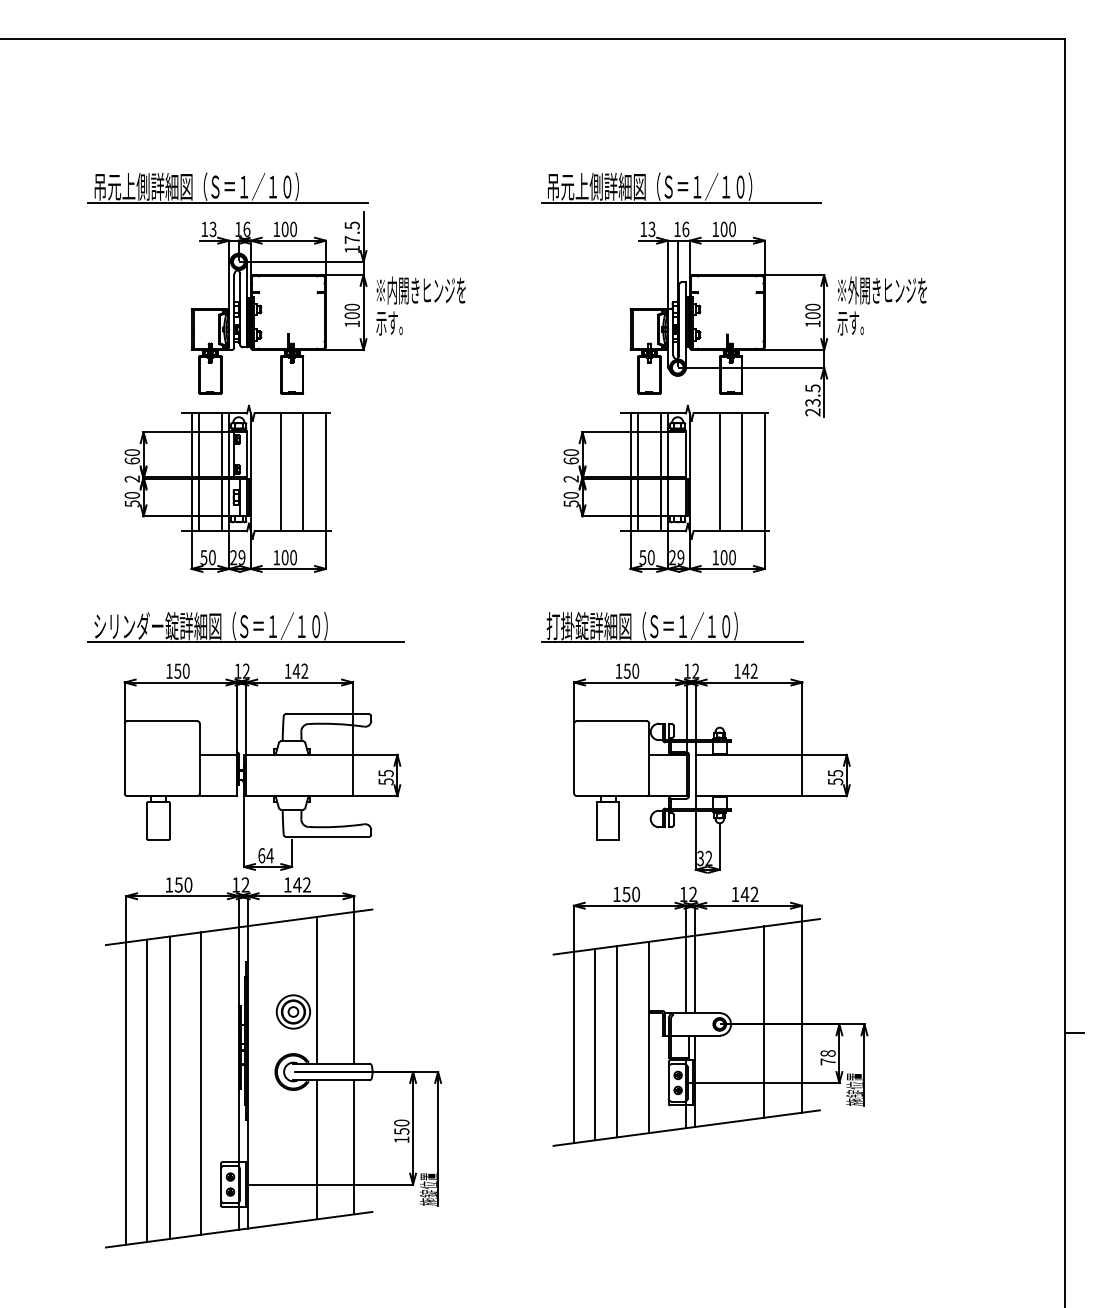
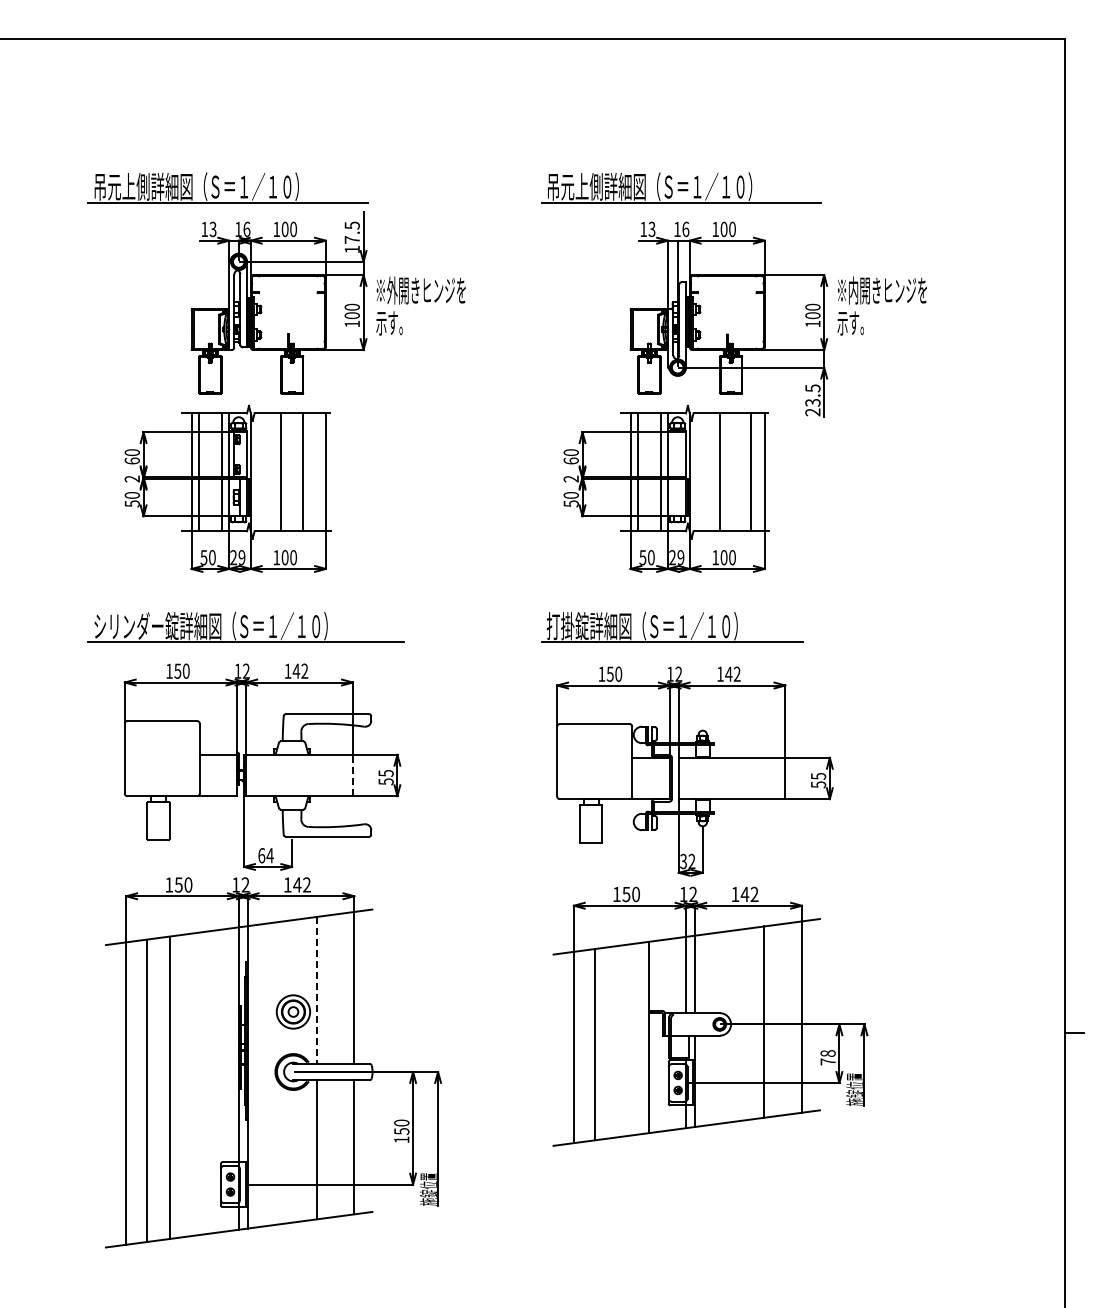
text: ※内開きヒンジを -> ※外開きヒンジを (392, 290)
text: ※外開きヒンジを -> ※内開きヒンジを (853, 290)
line position: (742, 472) -> (751, 472) (751, 472)
part position: (711, 768) -> (694, 771) (694, 771)
line: solid -> dashed (352, 774)
line: solid -> dashed (316, 990)
line: present -> none (617, 1041)
line: present -> none (201, 1083)
